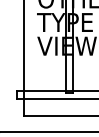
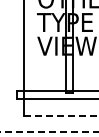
line: solid -> dashed (62, 116)
line: solid -> dashed (49, 131)
